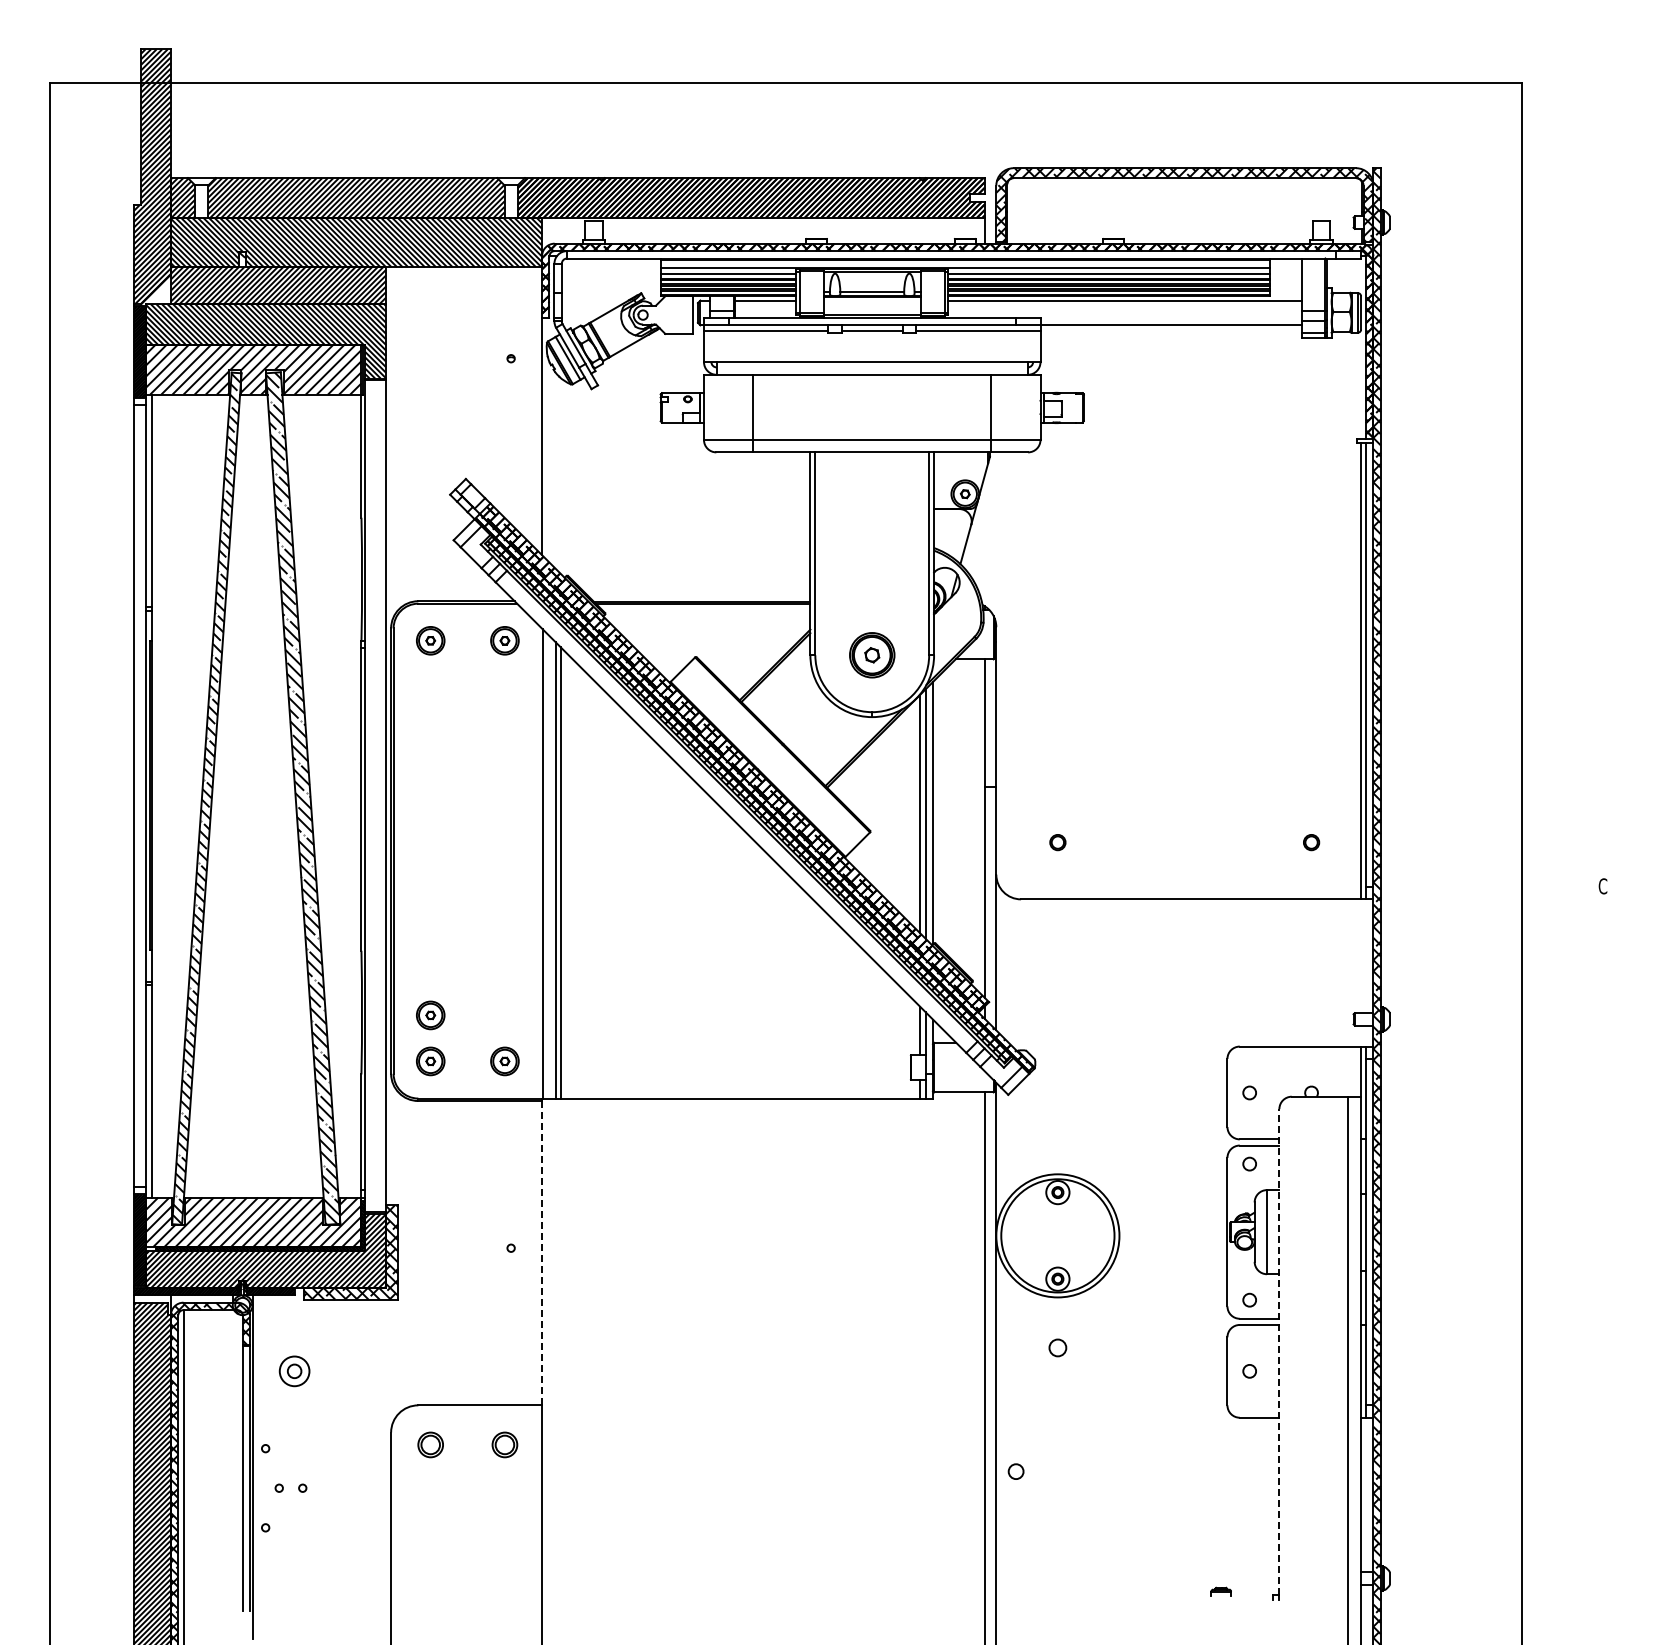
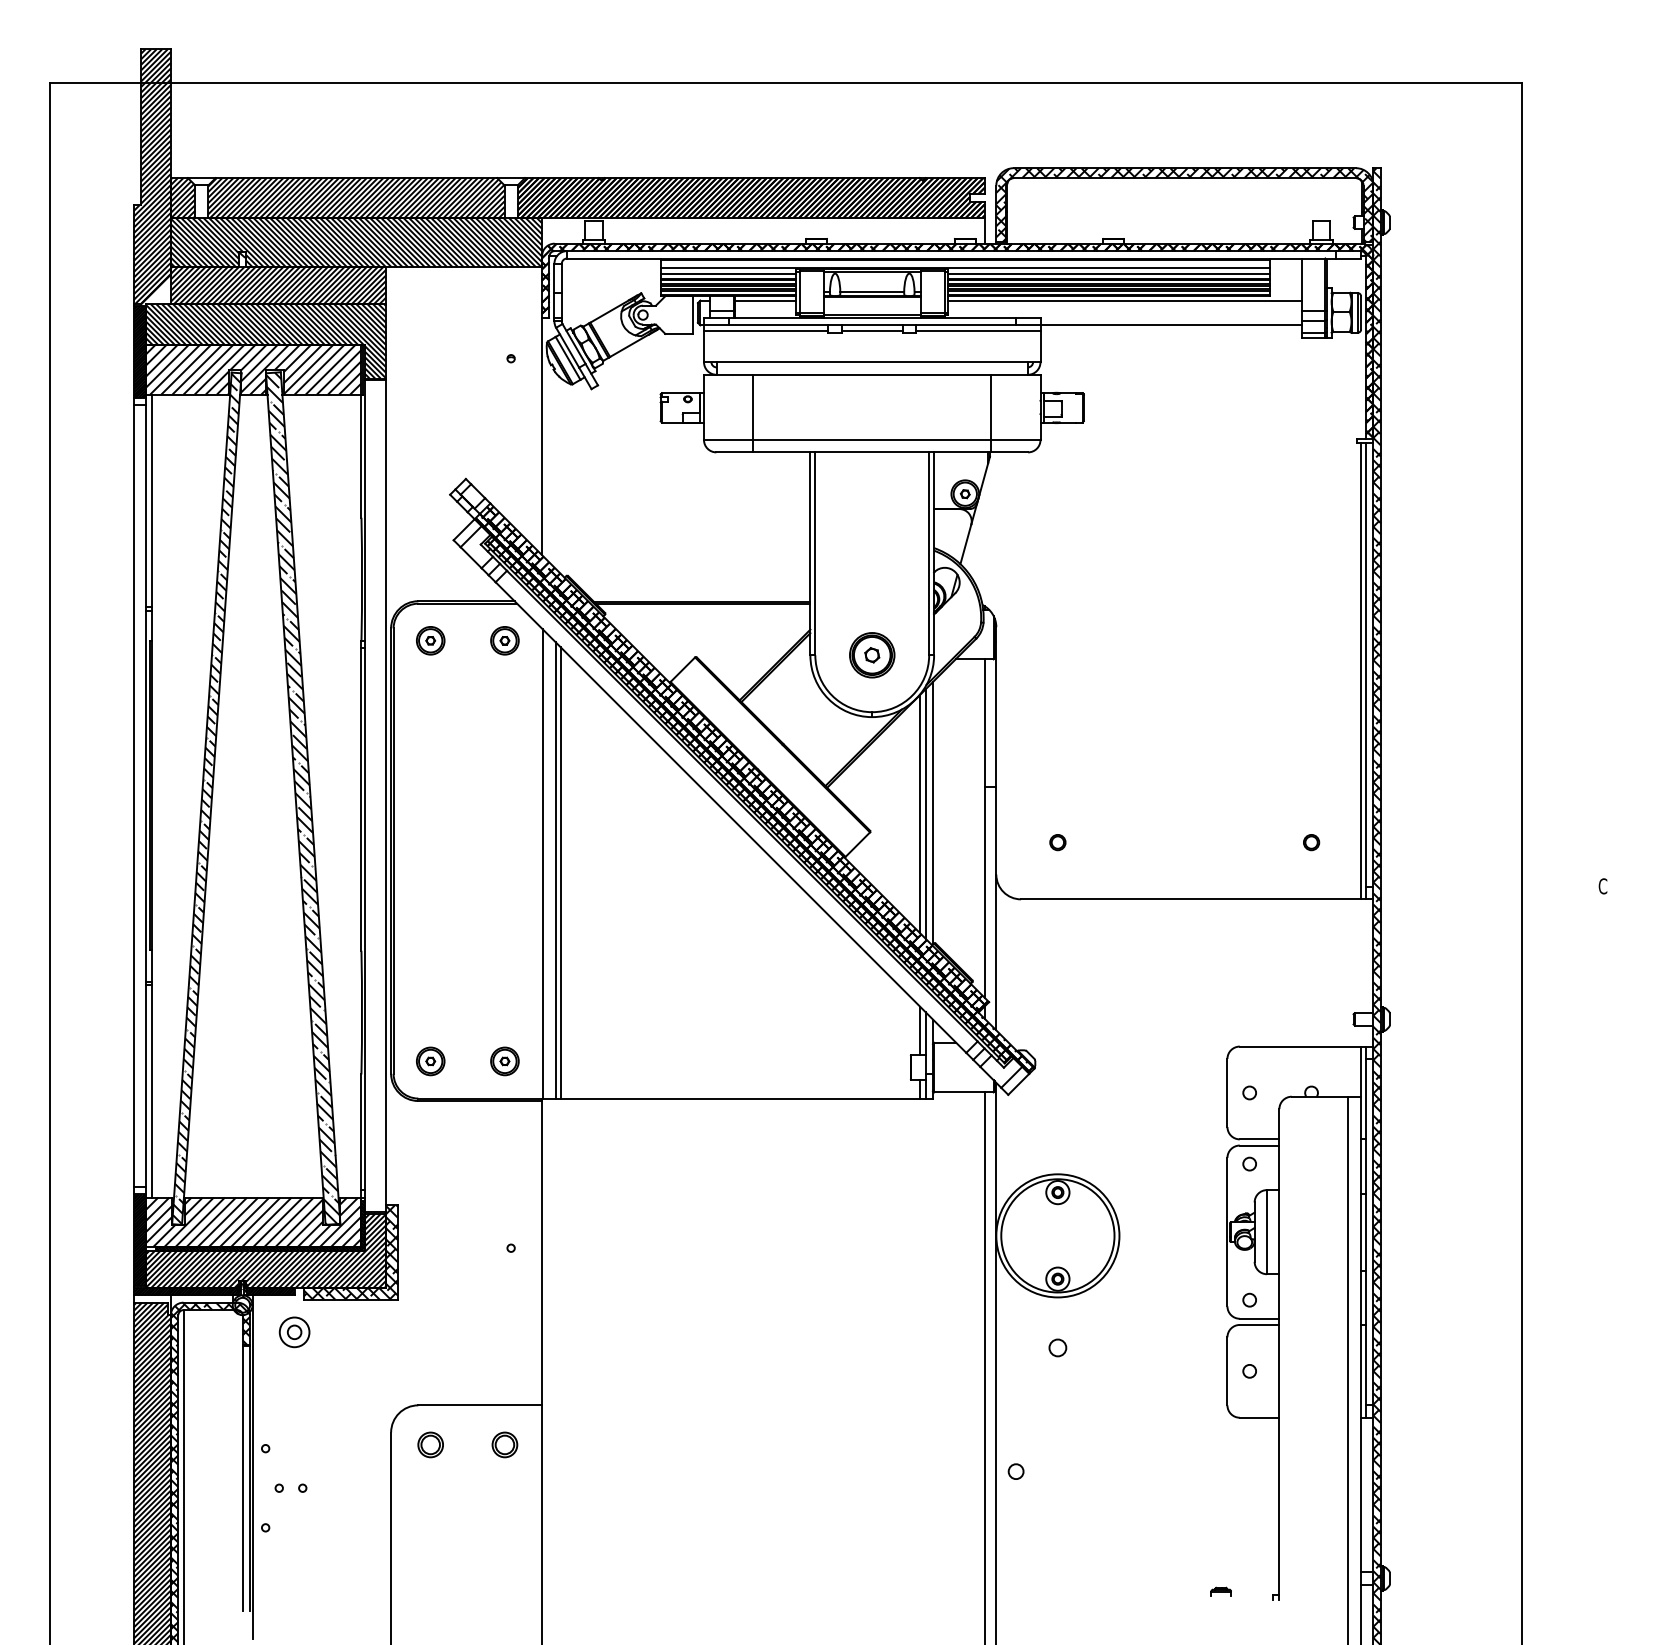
part: present -> none (430, 1015)
line: dashed -> solid (542, 1252)
line: dashed -> solid (1279, 1351)
part position: (294, 1371) -> (294, 1332) (294, 1332)
